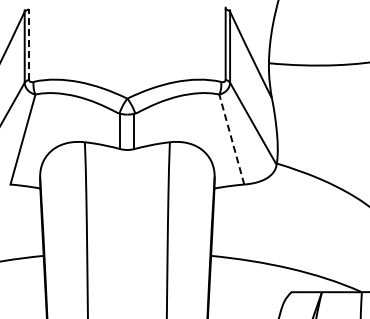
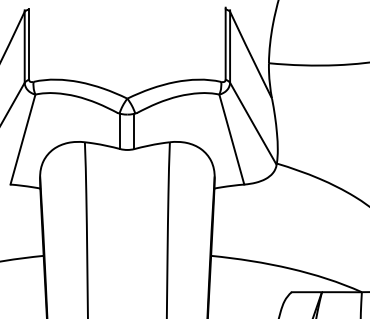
line: dashed -> solid (29, 44)
line: dashed -> solid (231, 139)
